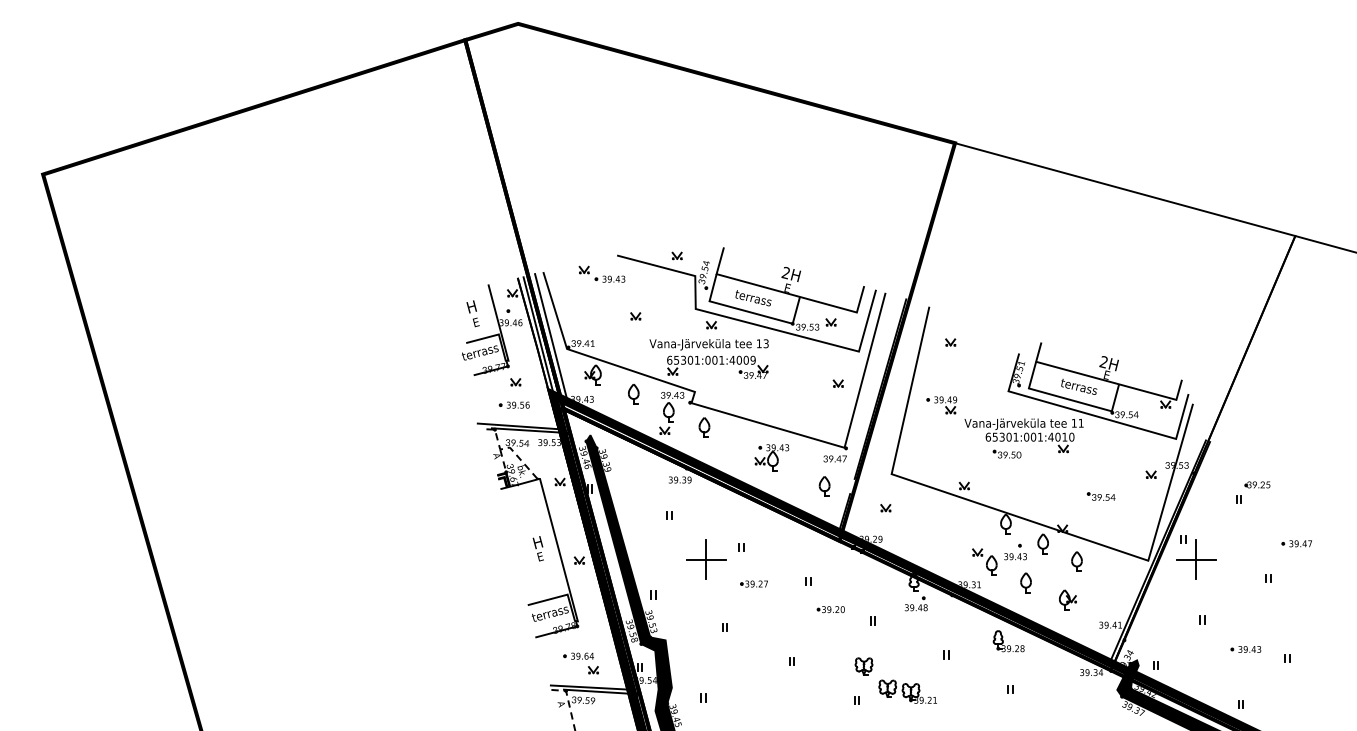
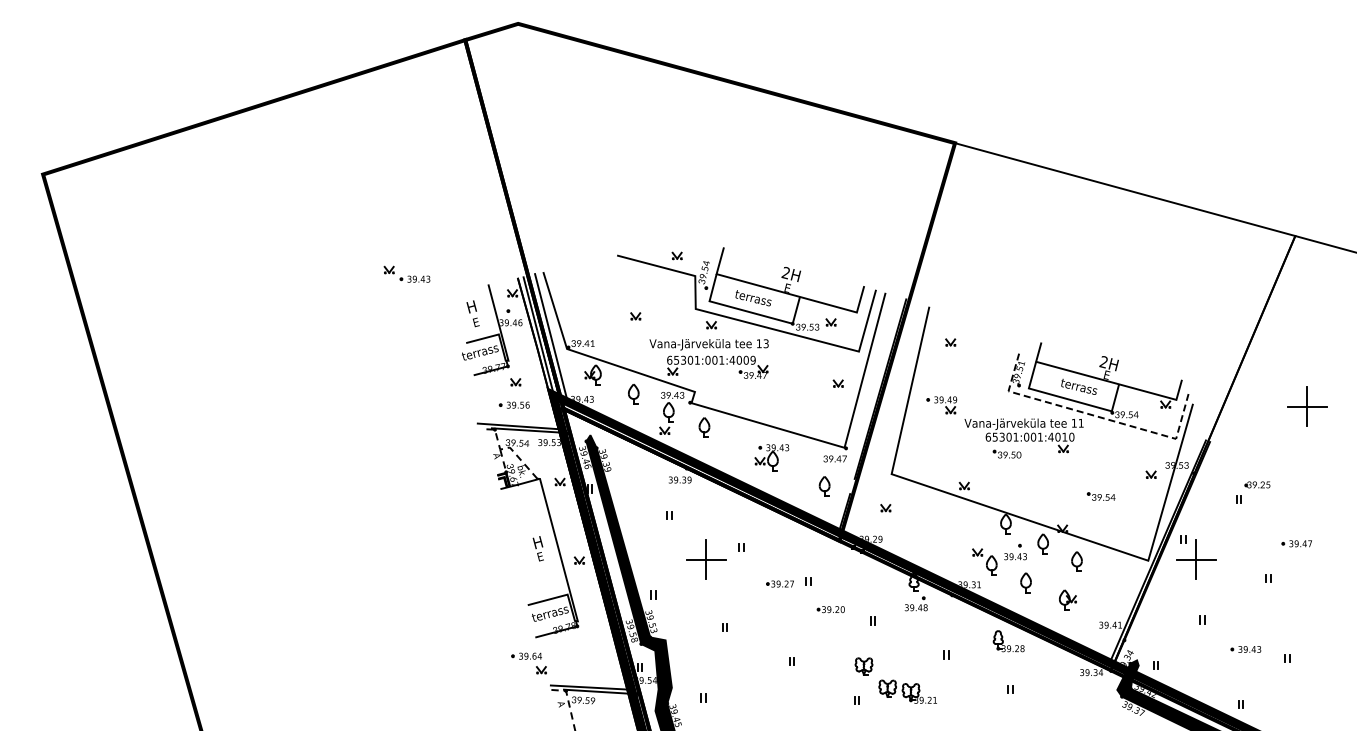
part position: (601, 273) -> (406, 273) (406, 273)
part: none -> present (1307, 406)
line: solid -> dashed (1095, 416)
part position: (753, 583) -> (779, 583) (779, 583)
part position: (580, 663) -> (528, 663) (528, 663)
